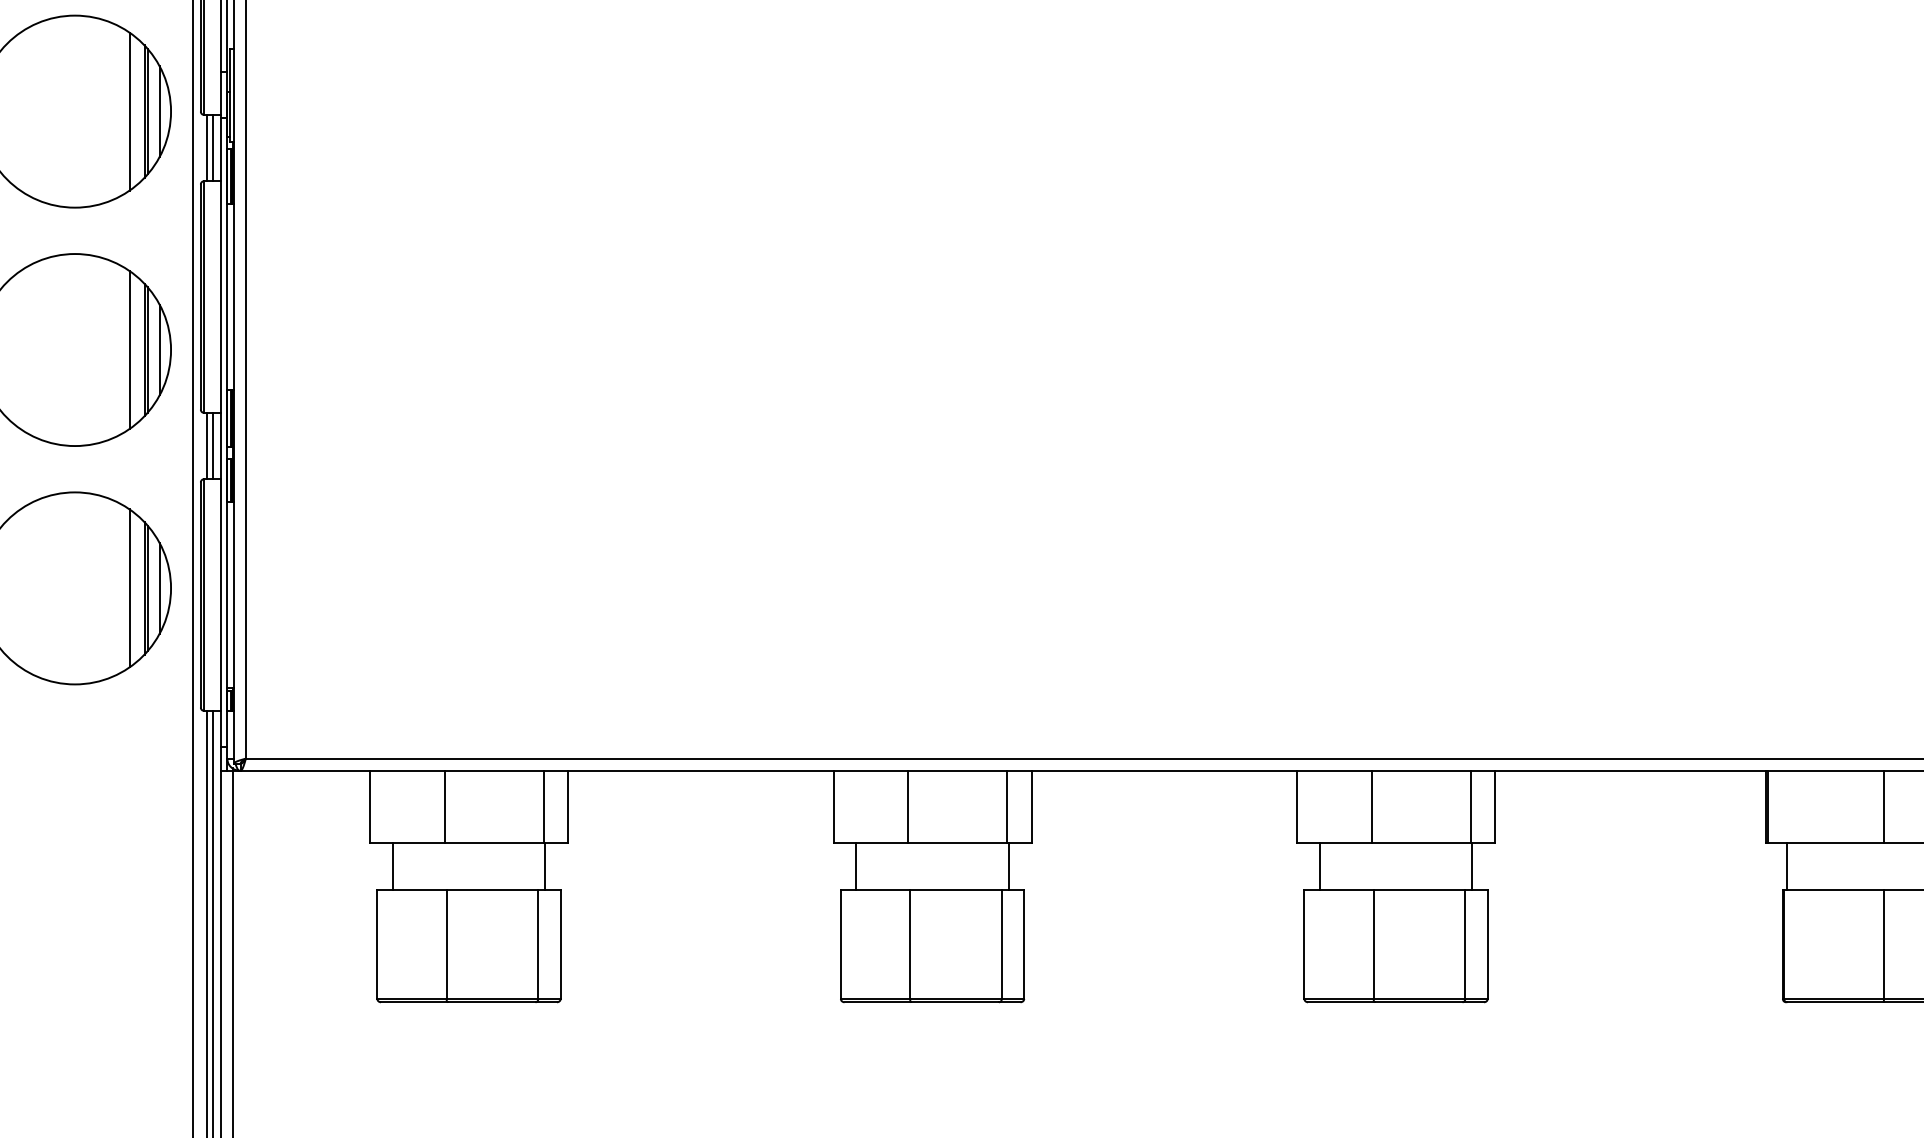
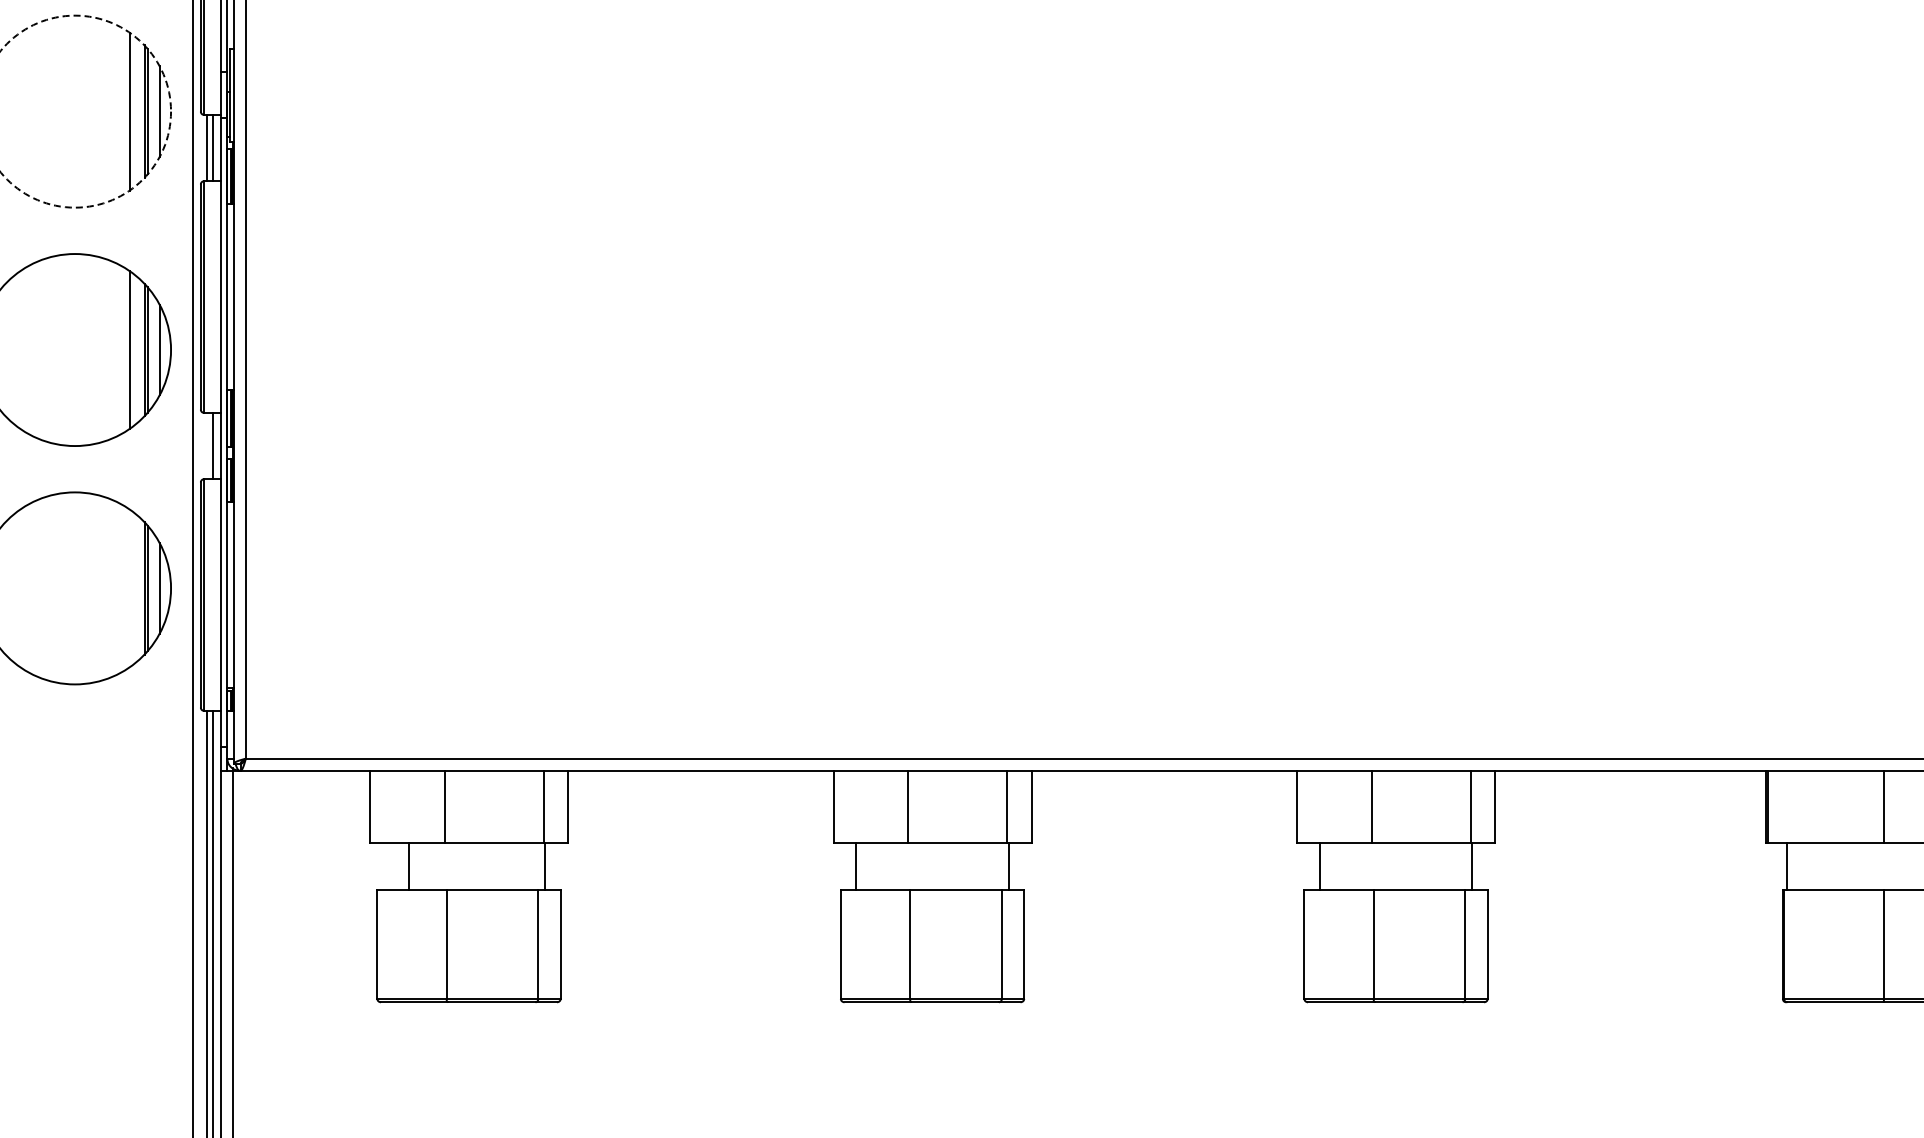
circle: solid -> dashed (85, 111)
line: present -> none (207, 445)
line: present -> none (129, 588)
line position: (392, 866) -> (408, 866) (408, 866)
